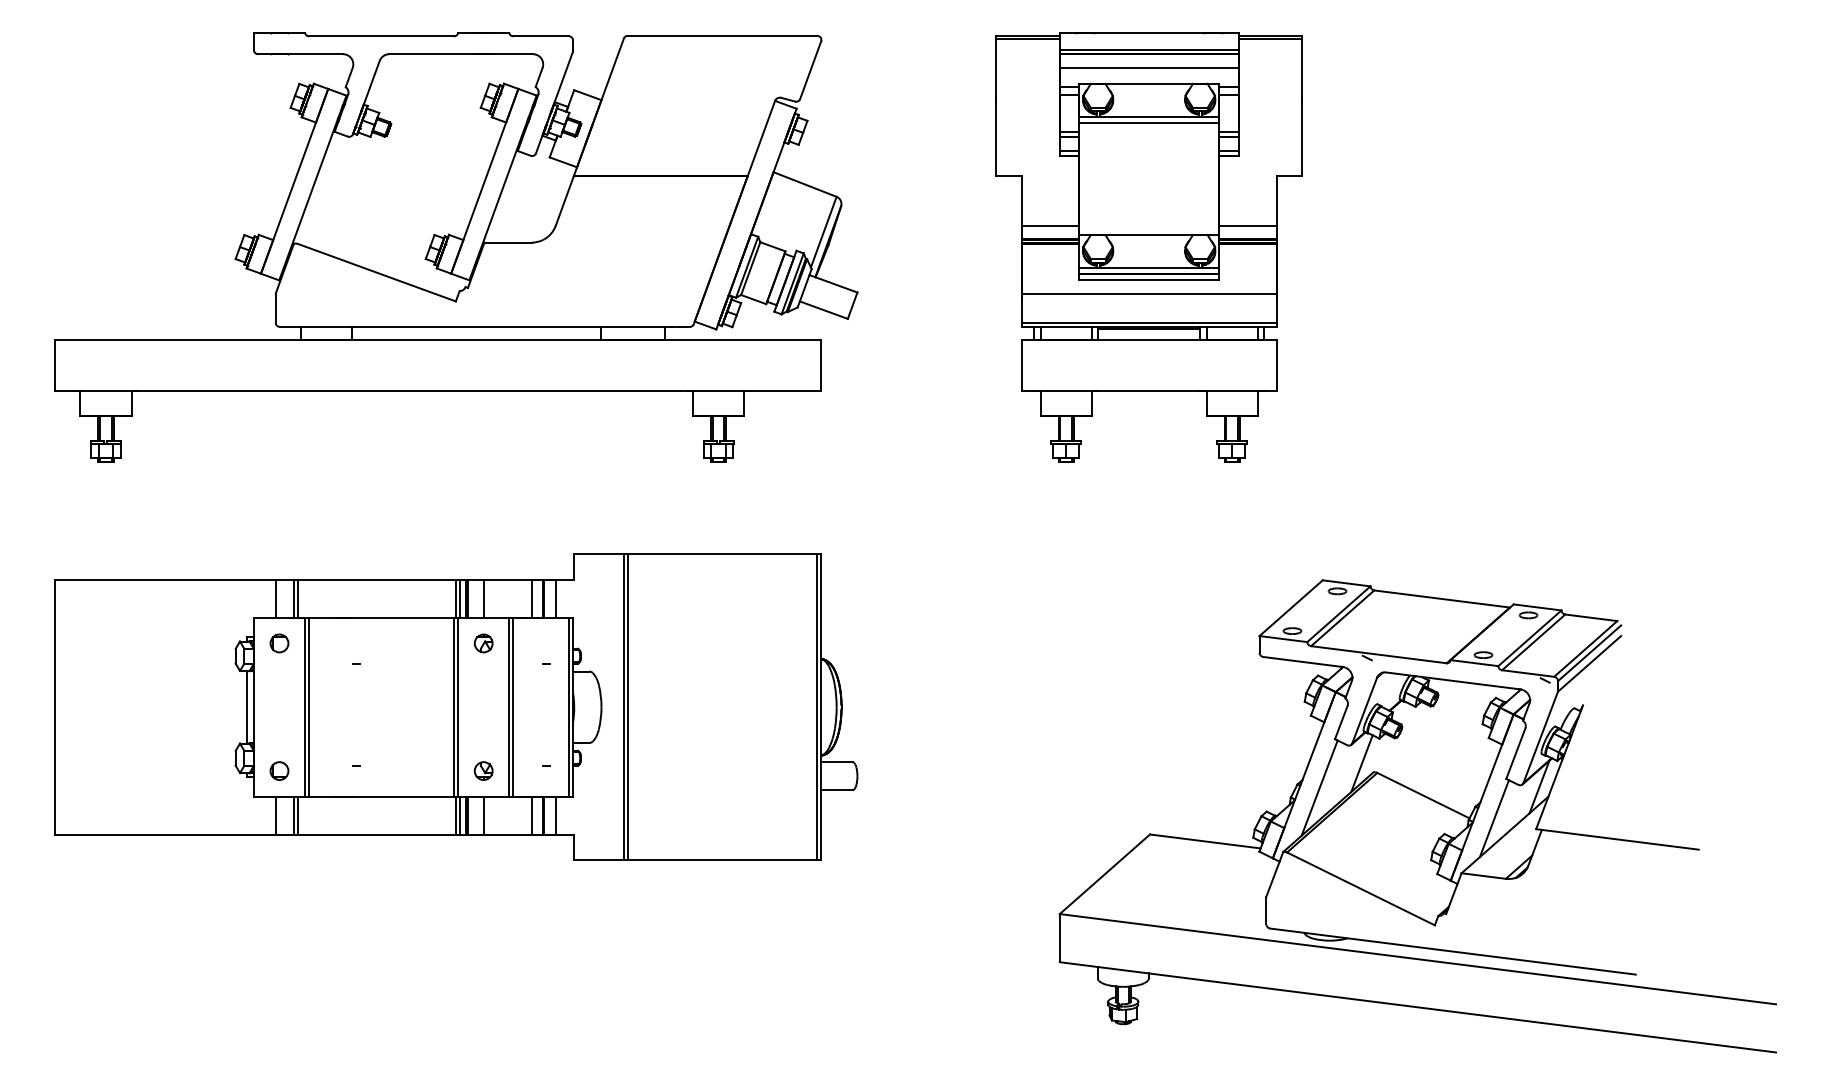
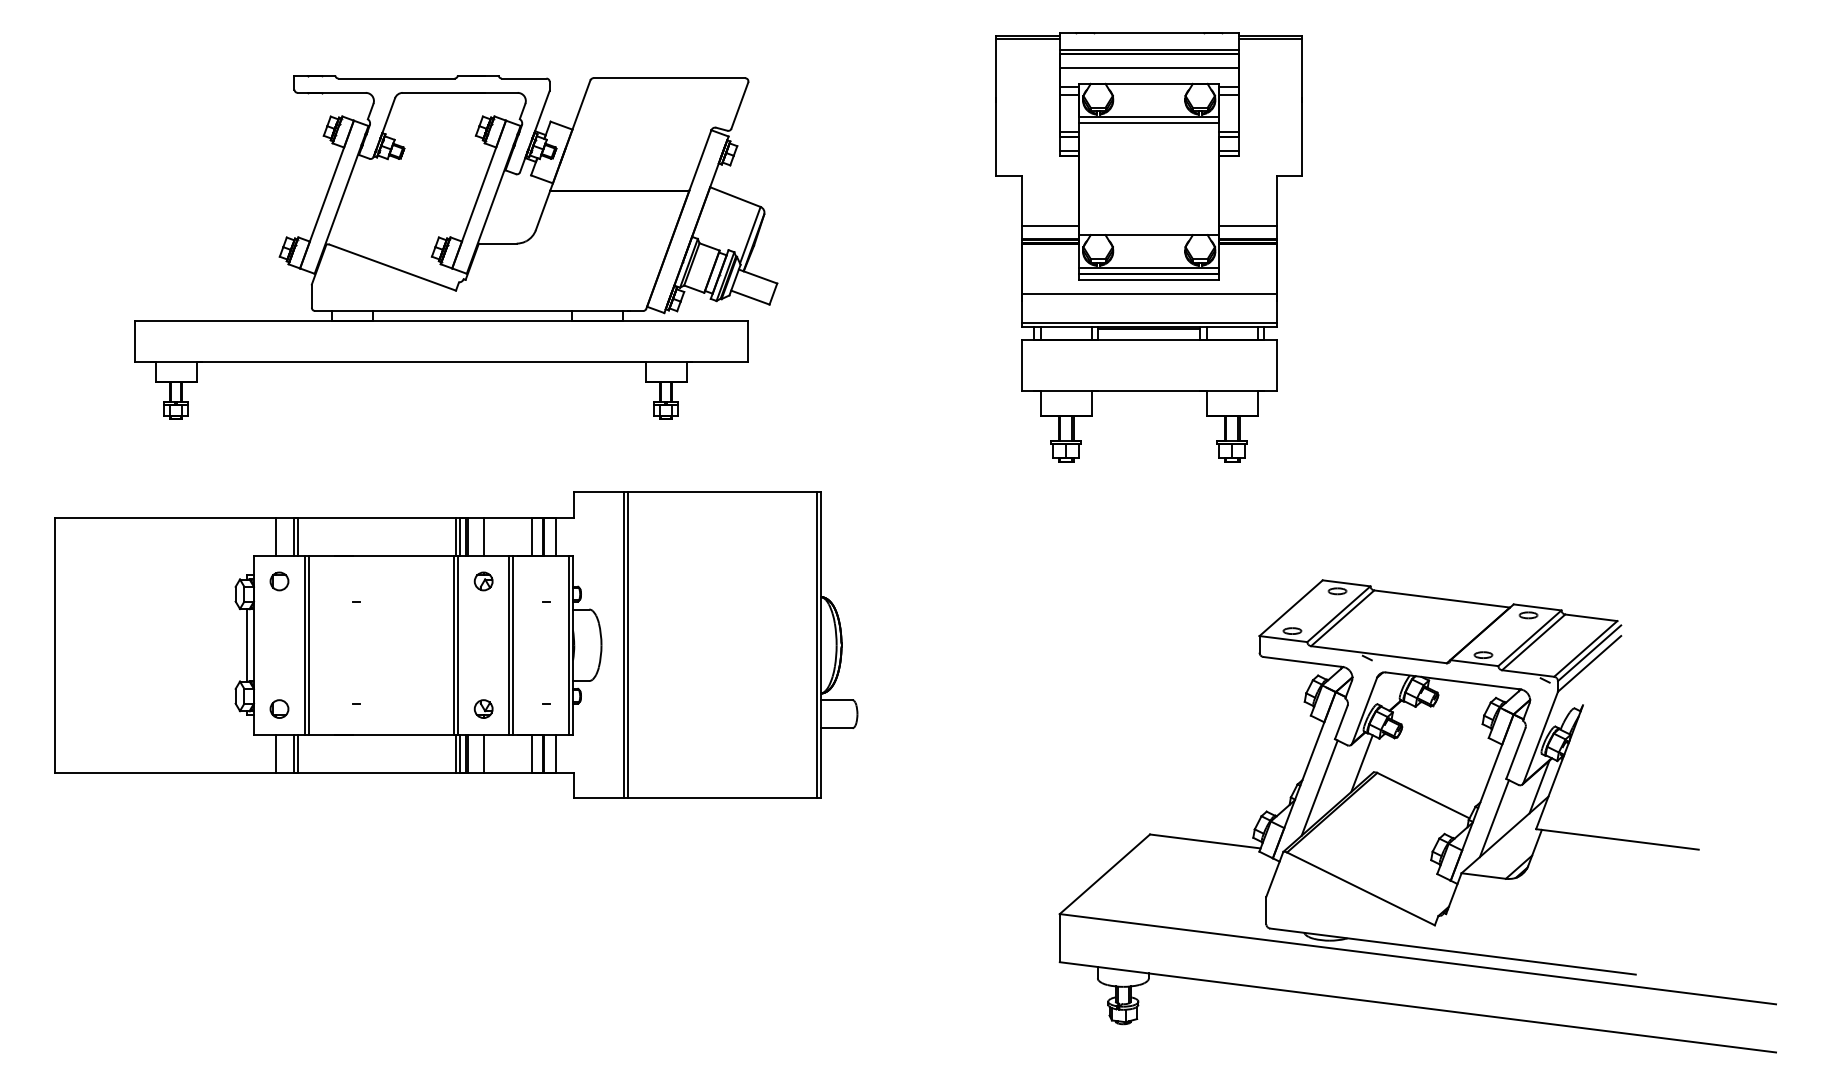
part size: 805x431 px -> 645x345 px (456, 247)
part position: (456, 706) -> (456, 644) (456, 644)
